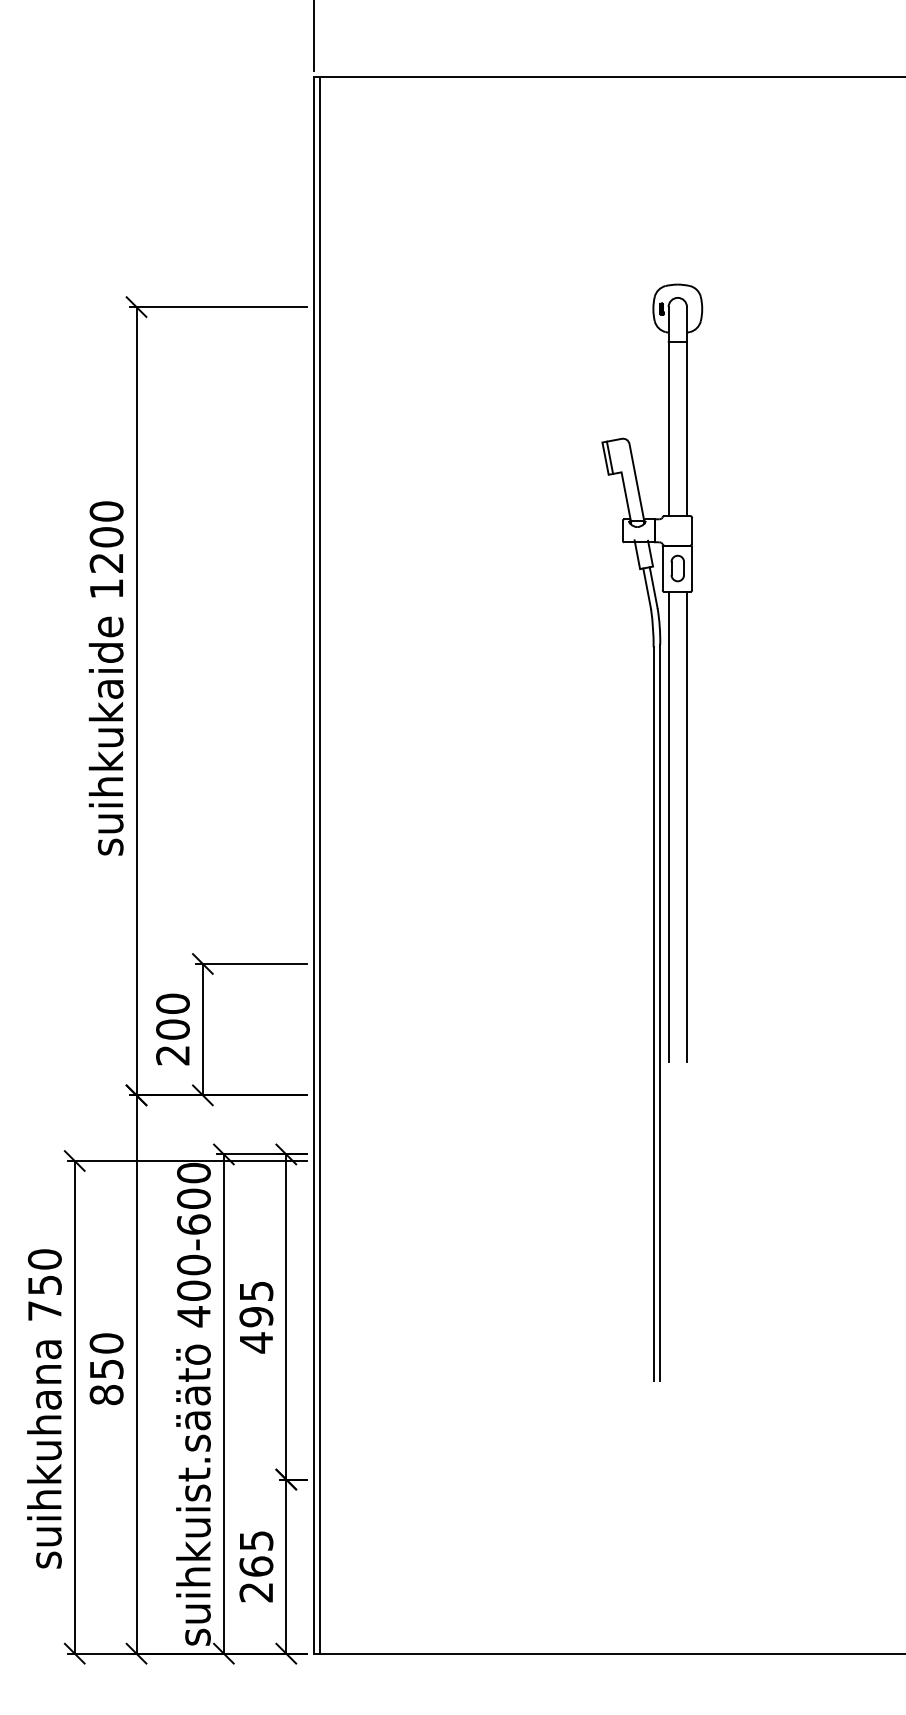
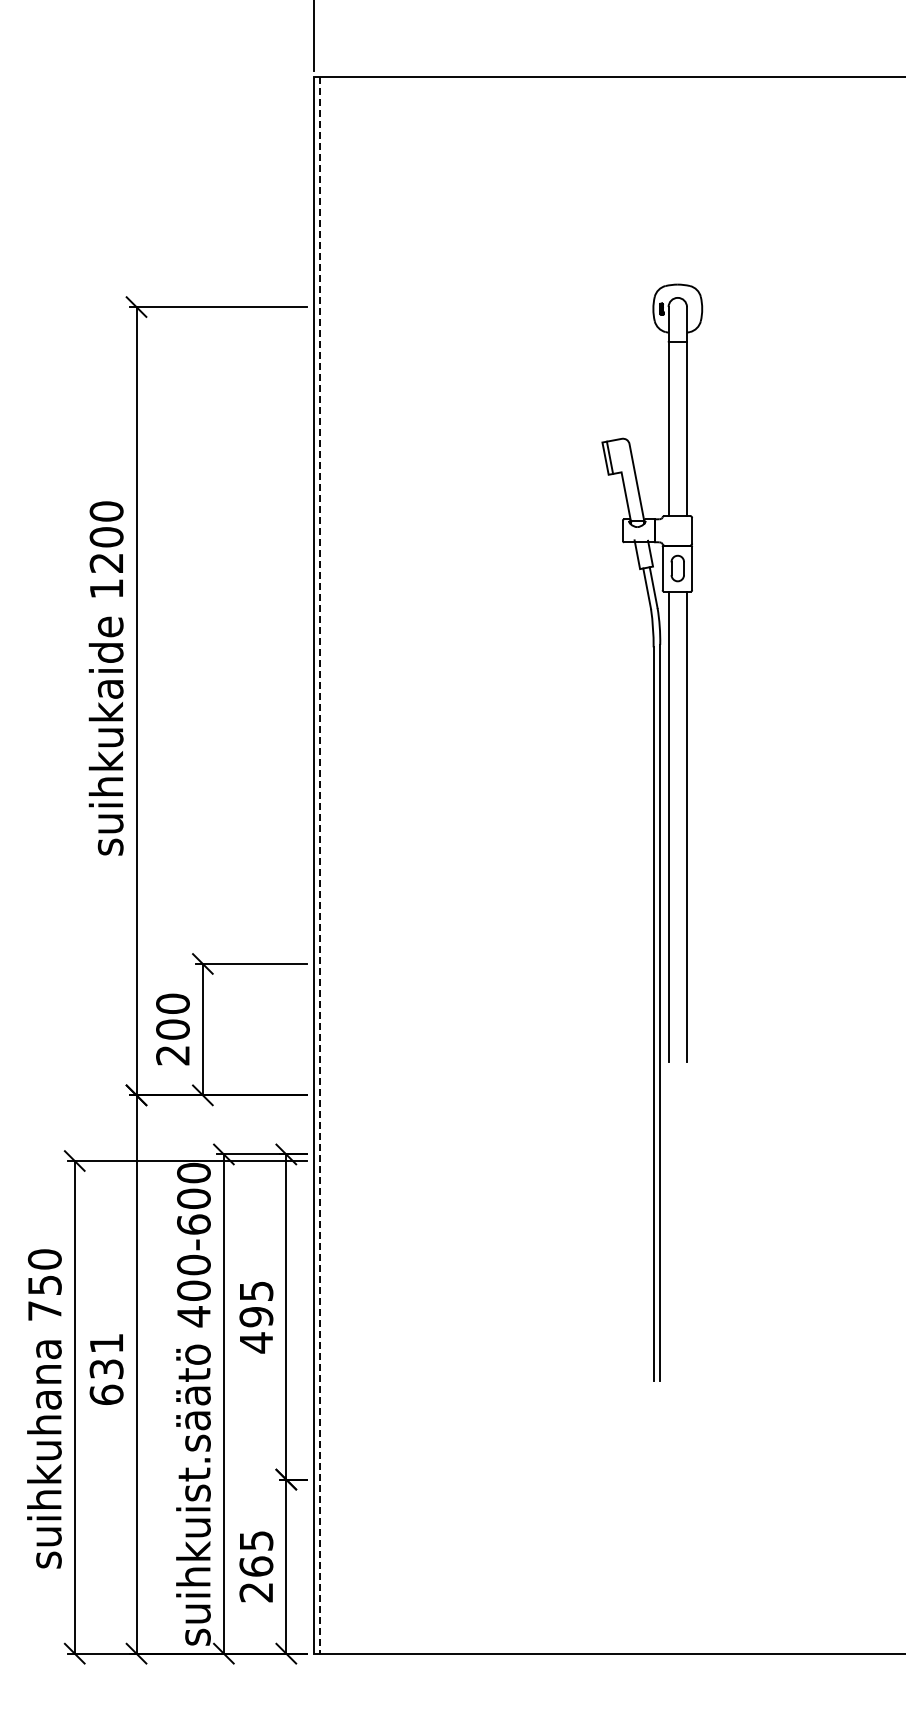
line: solid -> dashed (320, 865)
text: 850 -> 631 (106, 1369)
